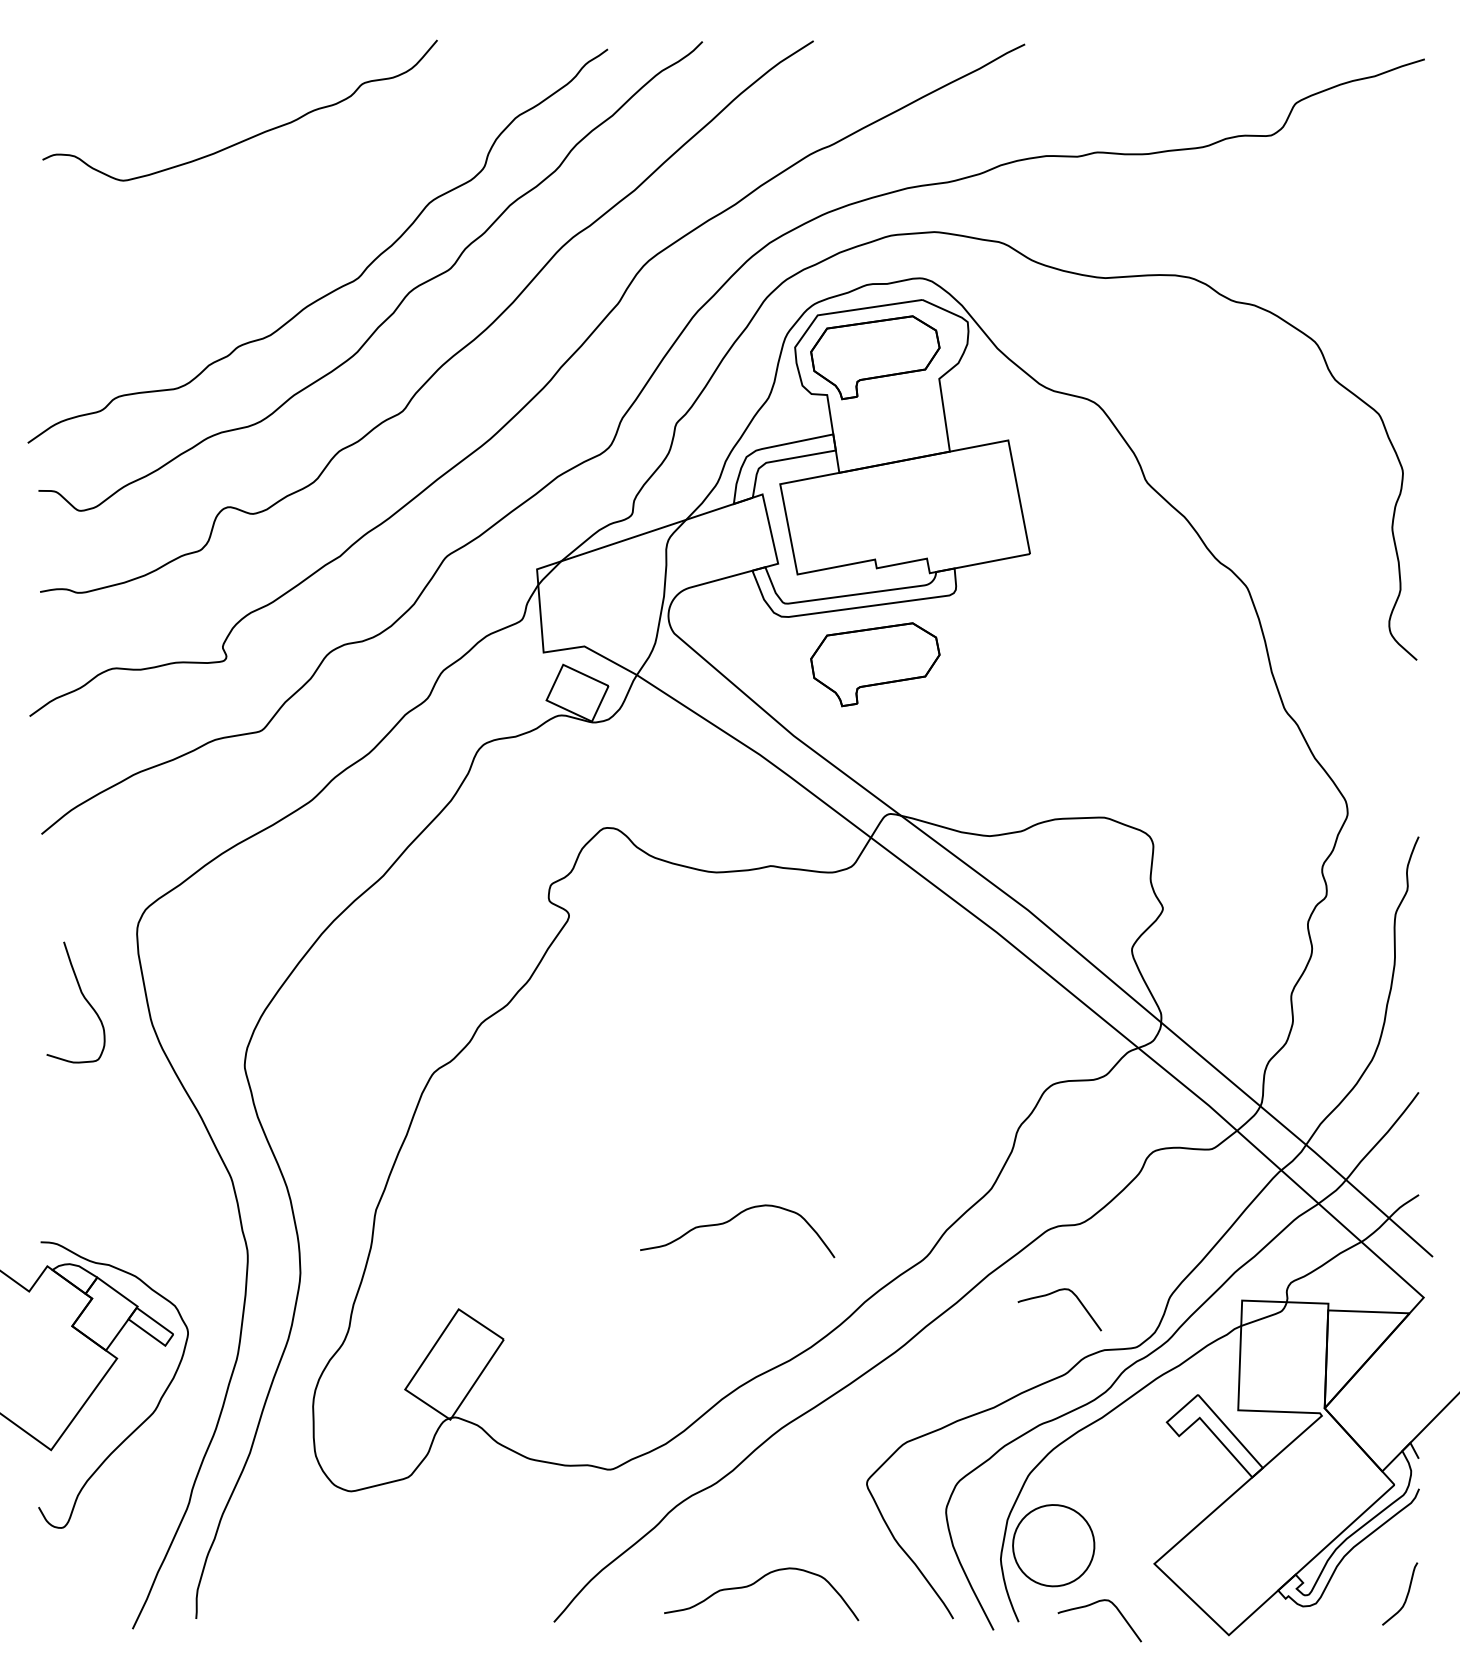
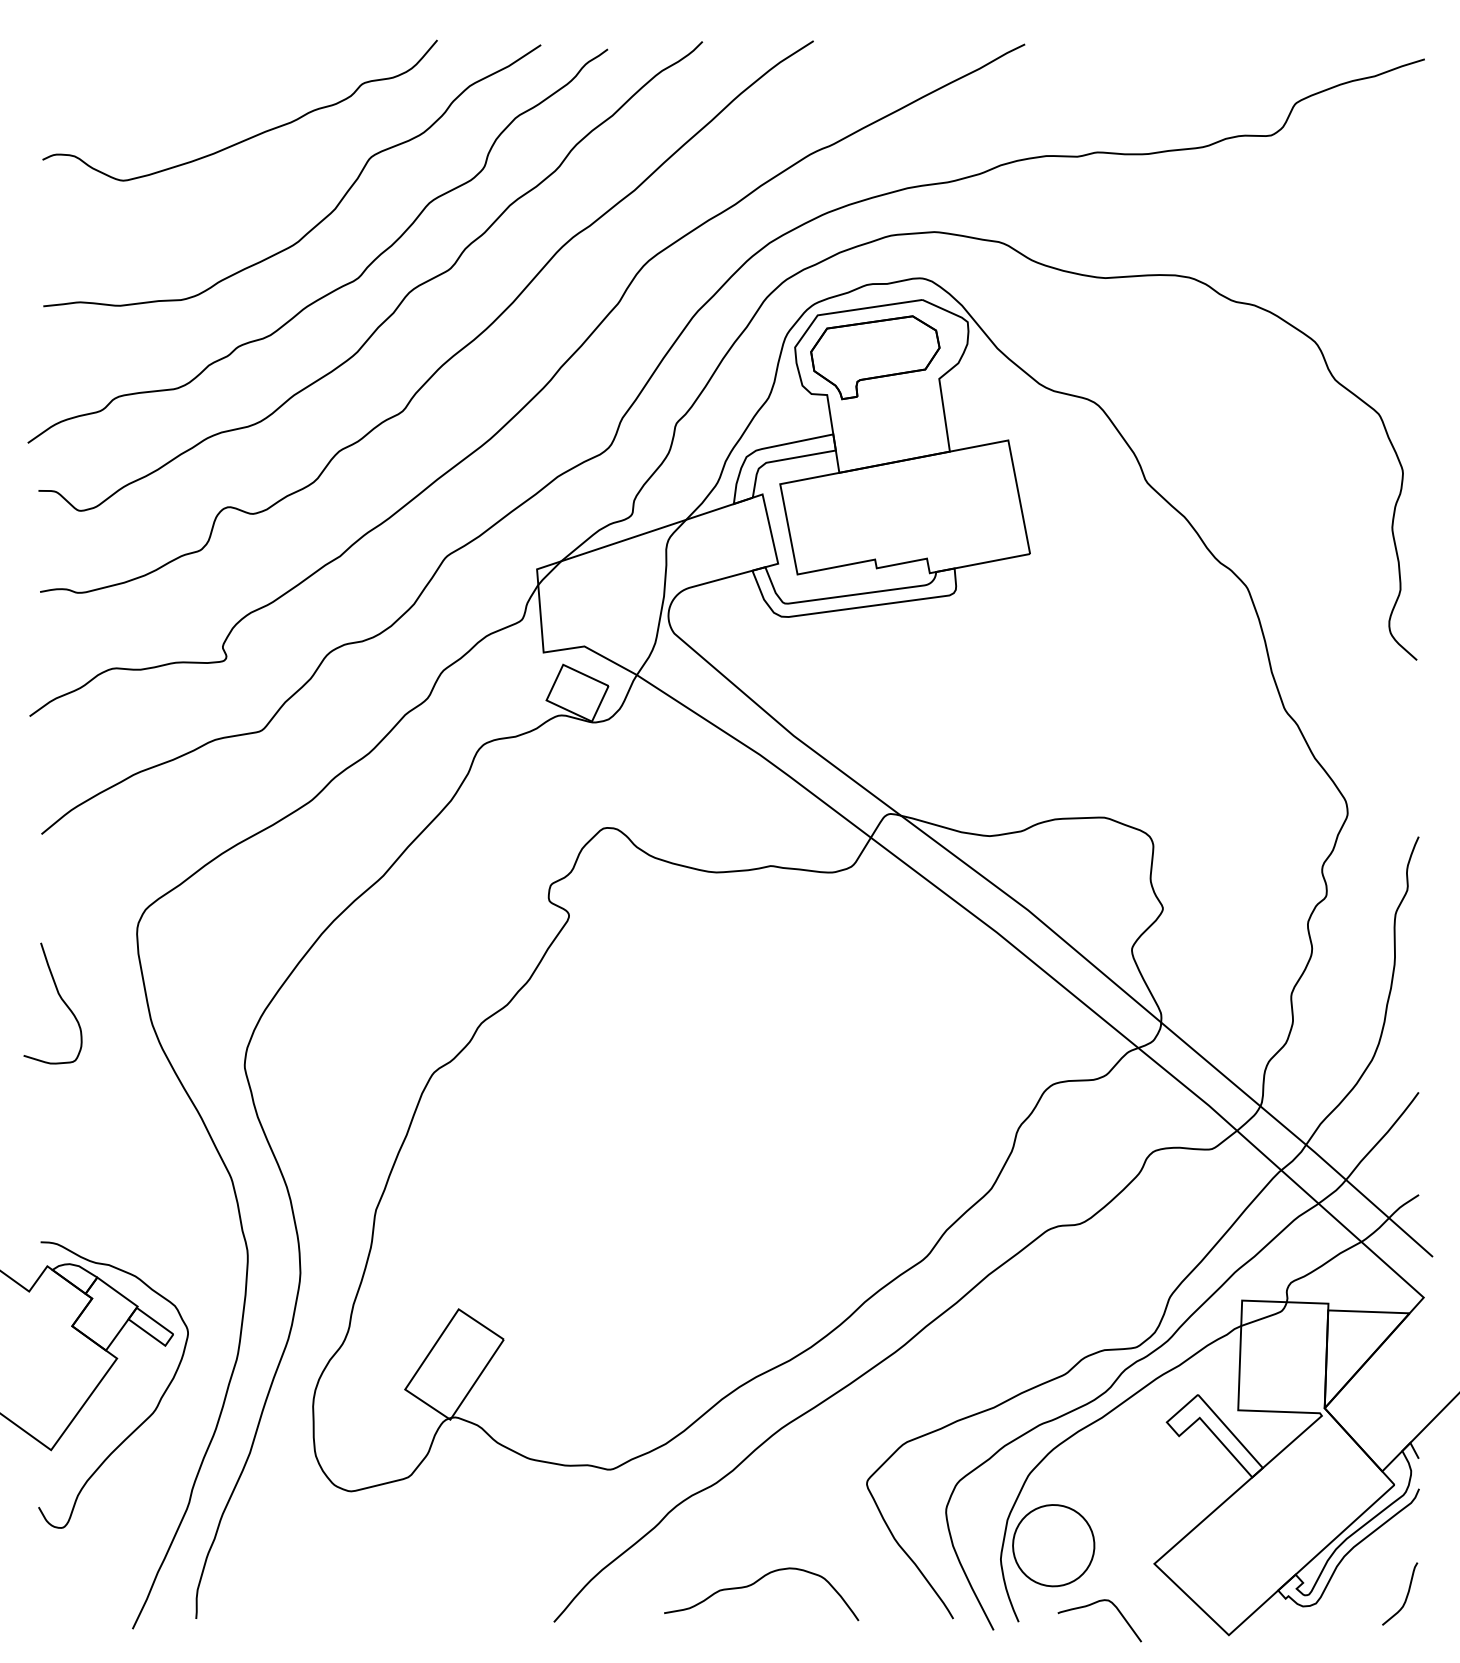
curve: none -> present (327, 214)
part: present -> none (875, 664)
curve position: (82, 996) -> (59, 997) (59, 997)
curve: present -> none (730, 1221)
curve: present -> none (1051, 1294)
